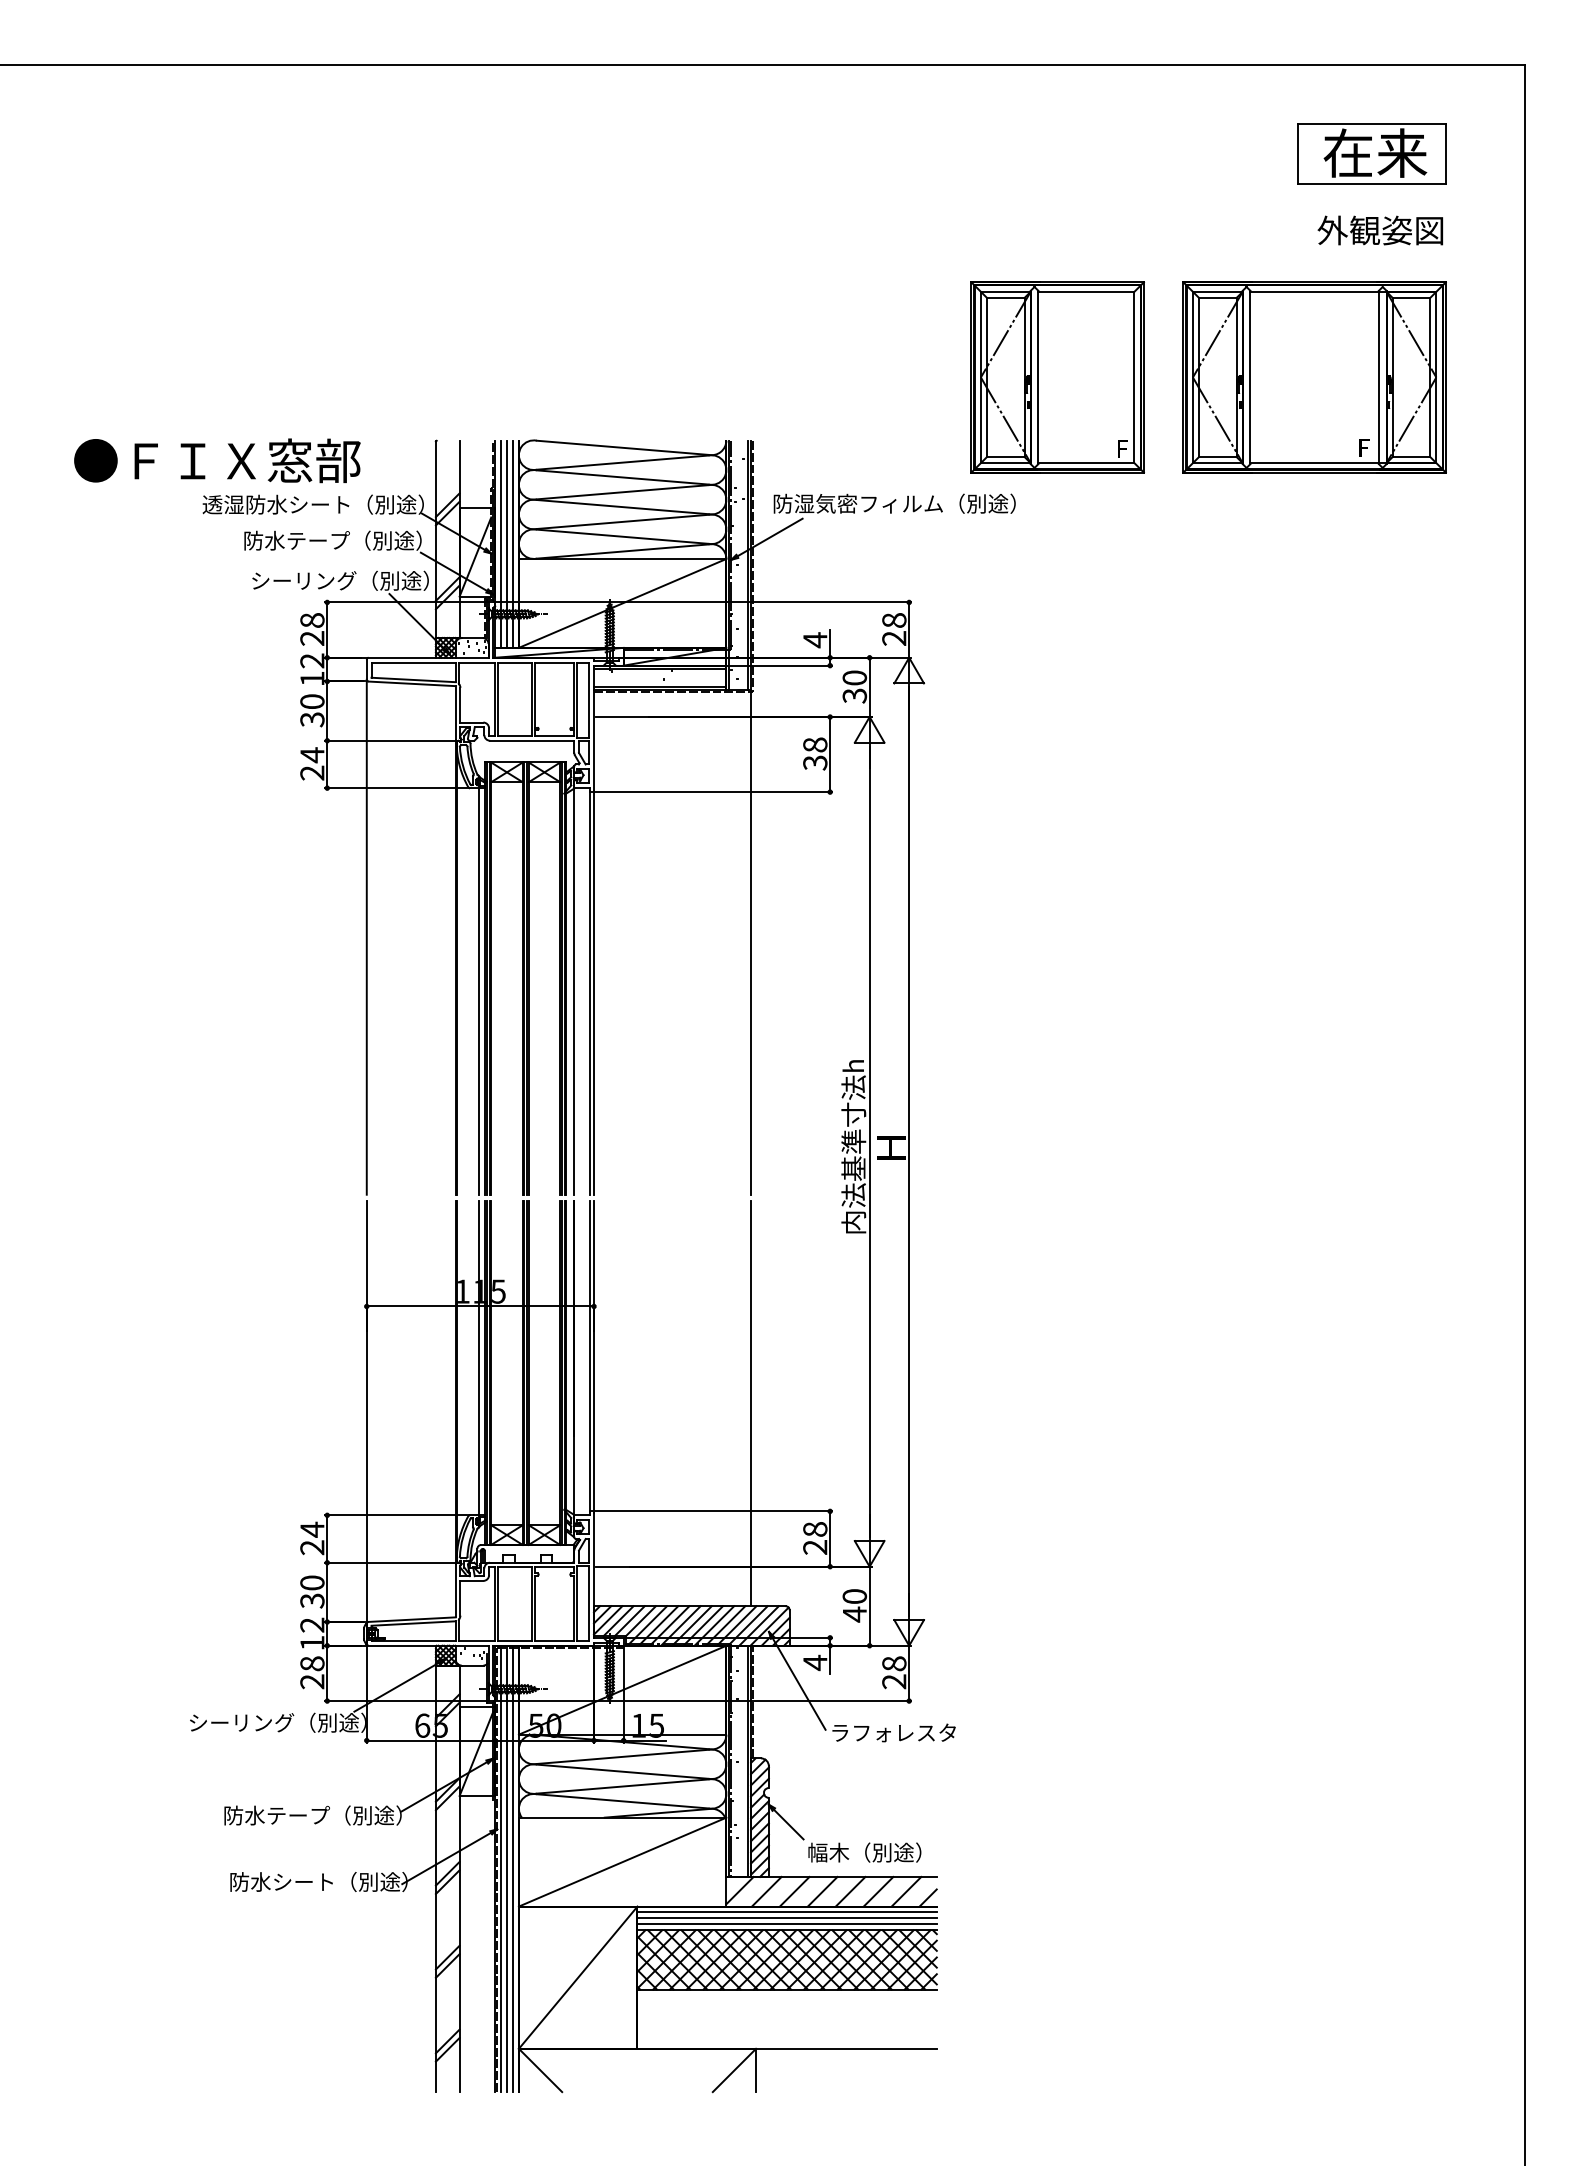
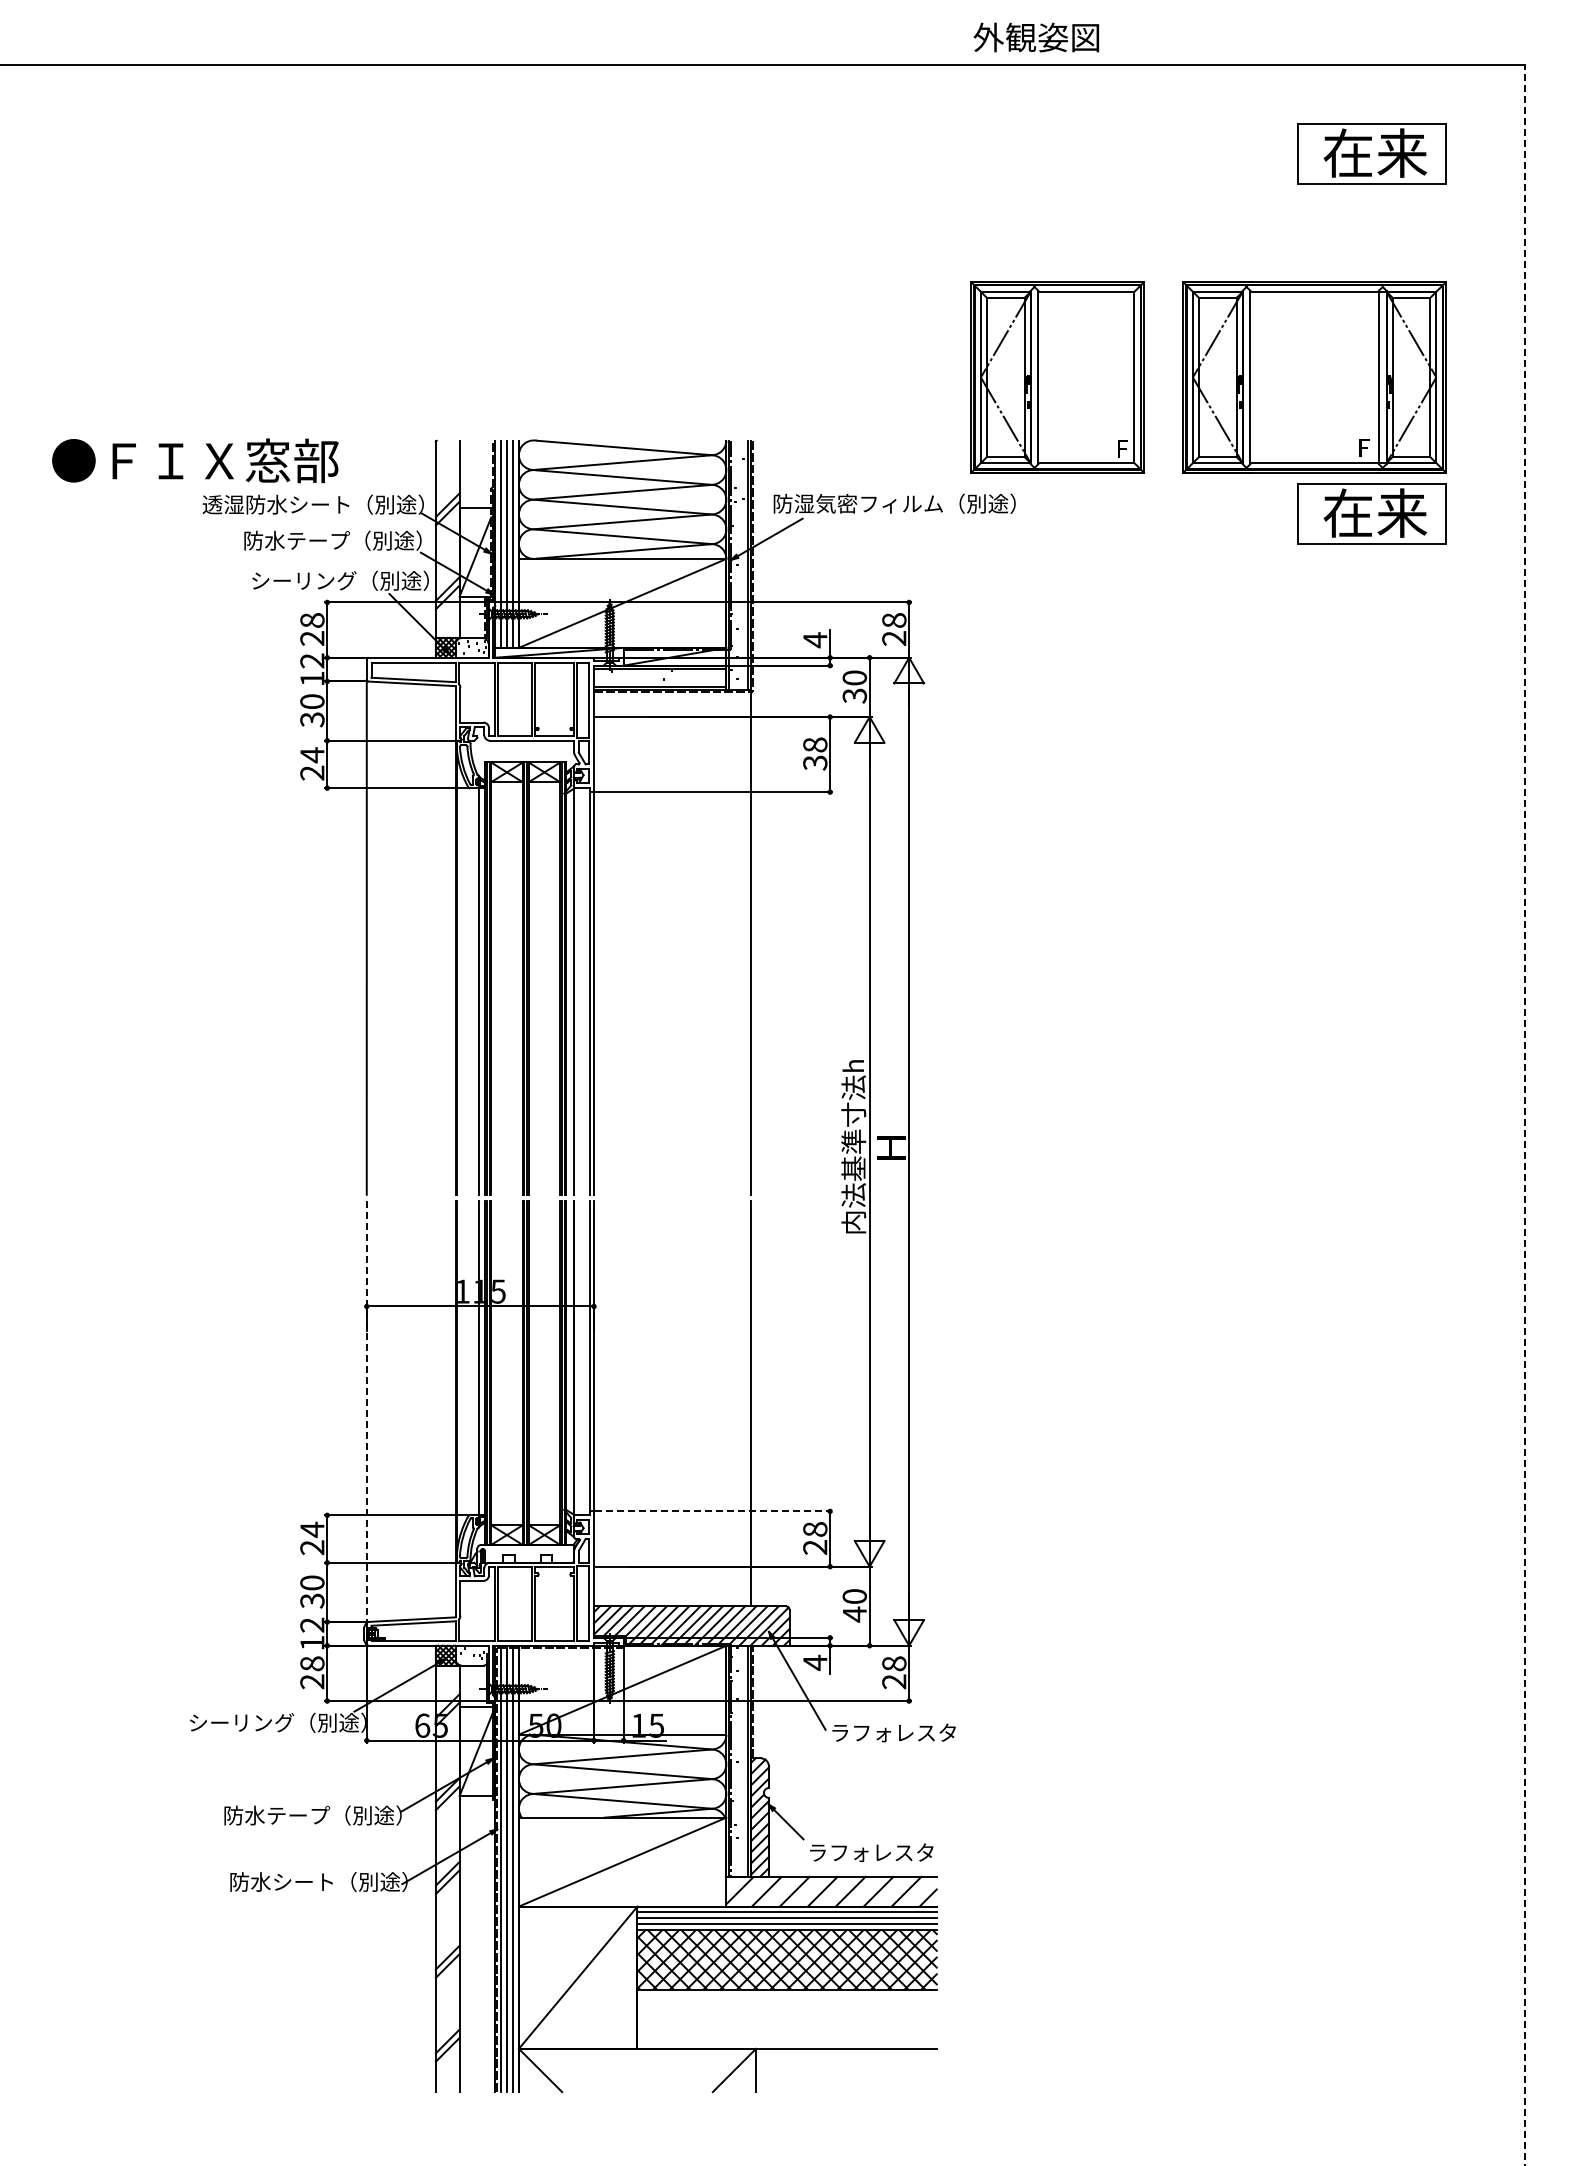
text position: (1379, 230) -> (1035, 37) (1035, 37)
text position: (217, 460) -> (195, 460) (195, 460)
part: none -> present (1371, 513)
line: solid -> dashed (1524, 1114)
line: solid -> dashed (366, 1412)
line: solid -> dashed (713, 1511)
text: 幅木（別途） -> ラフォレスタ (870, 1852)
